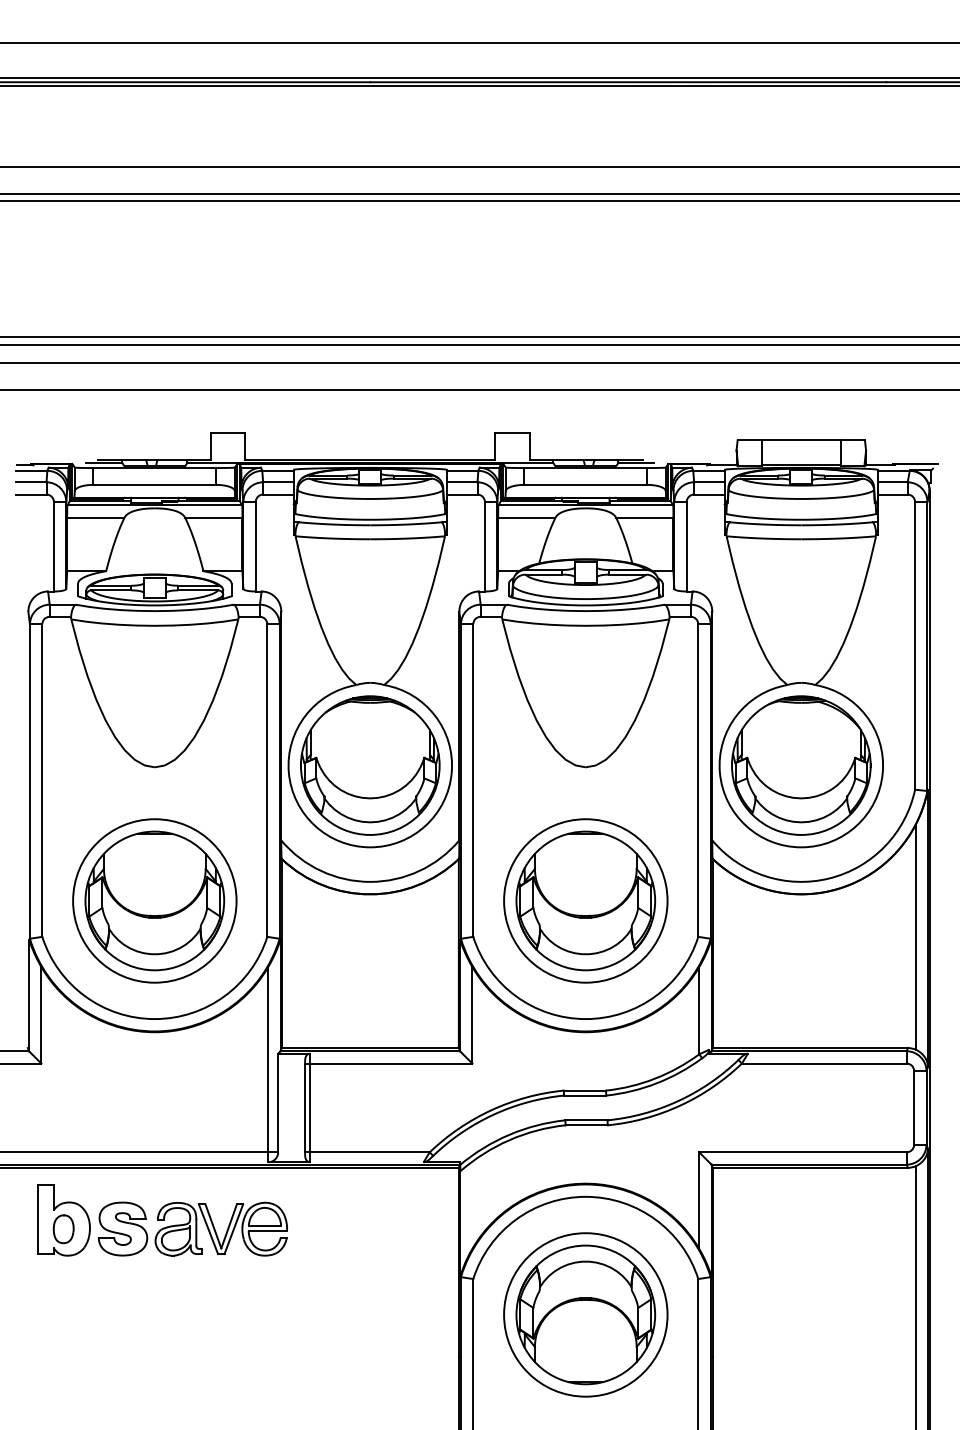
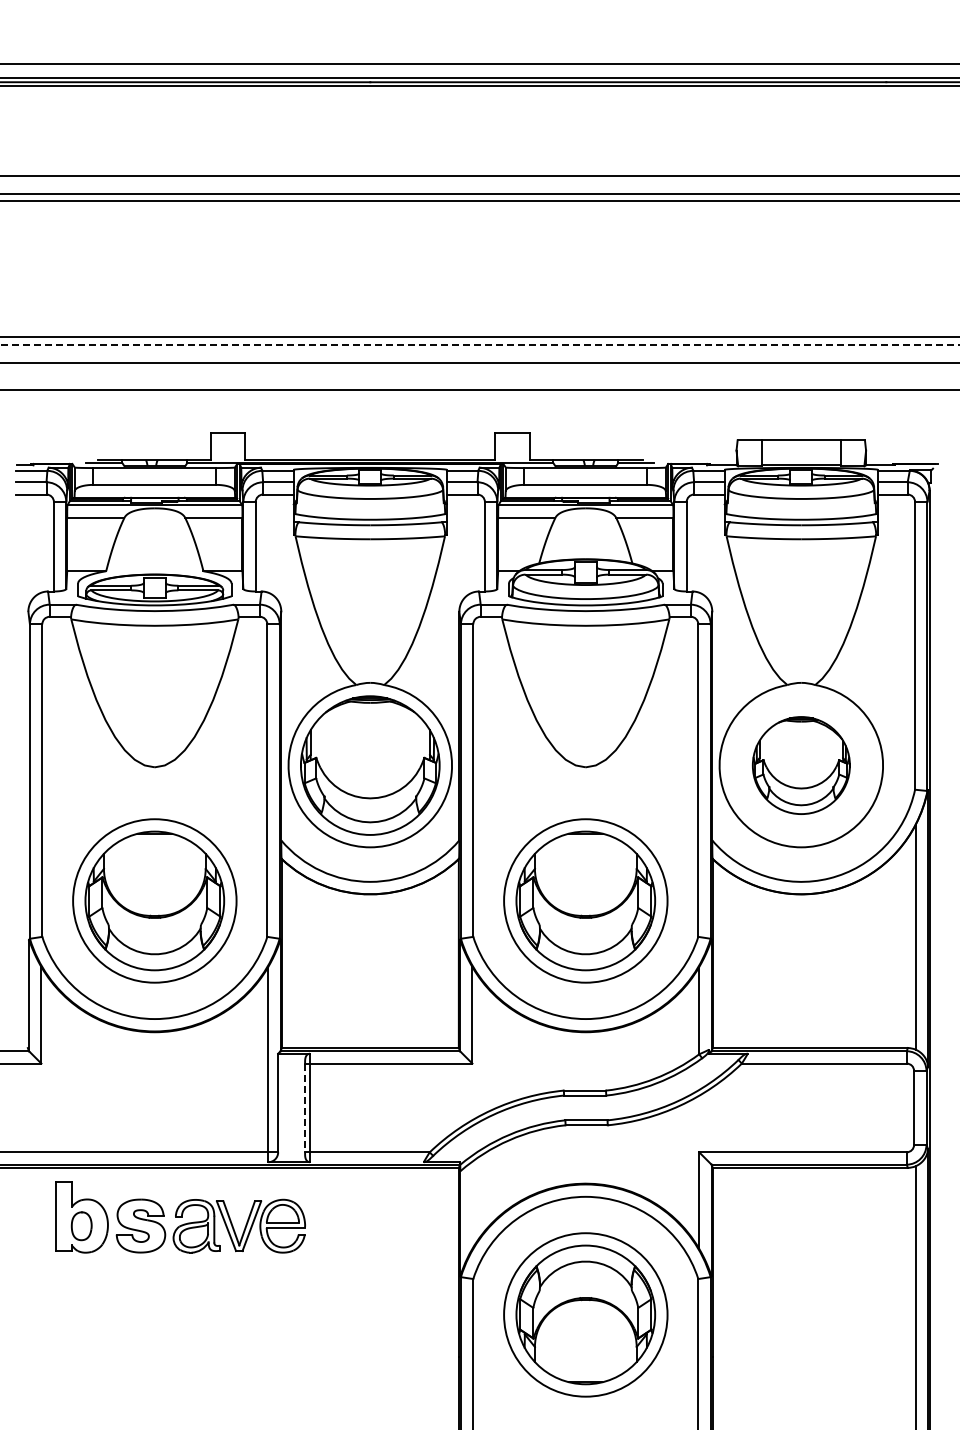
line position: (479, 42) -> (479, 63) (479, 63)
line position: (479, 166) -> (479, 175) (479, 175)
line: solid -> dashed (479, 344)
part size: 141x141 px -> 99x99 px (801, 765)
line: solid -> dashed (305, 1108)
part position: (162, 1220) -> (180, 1217) (180, 1217)
